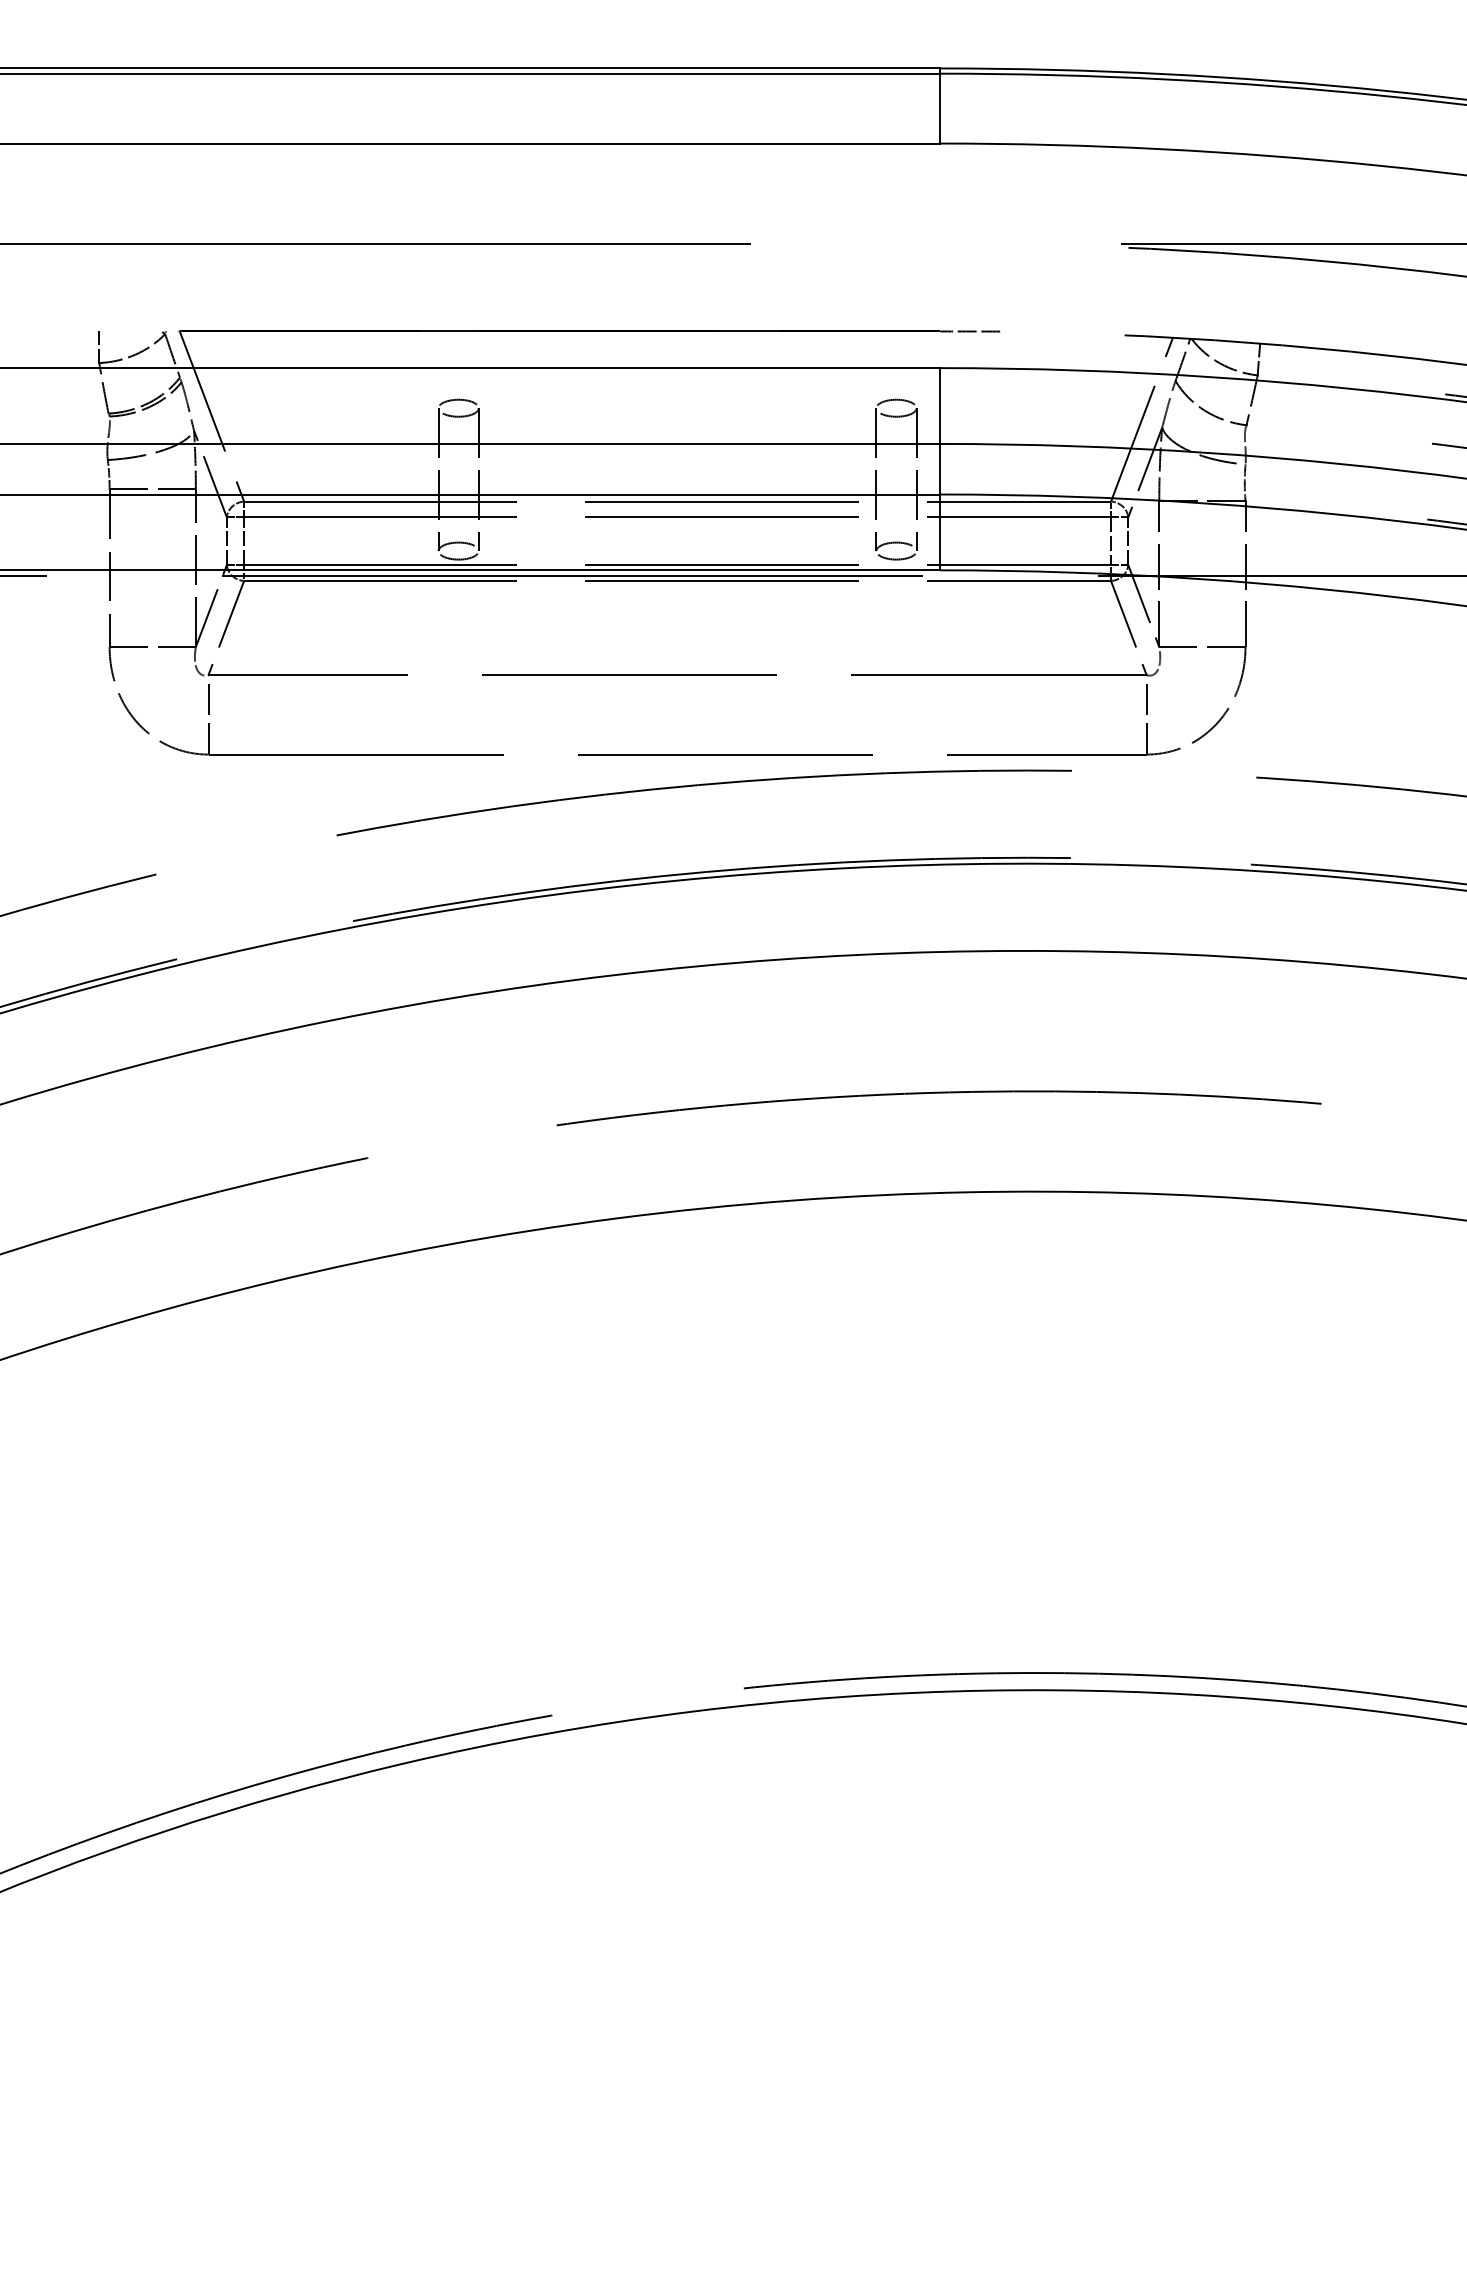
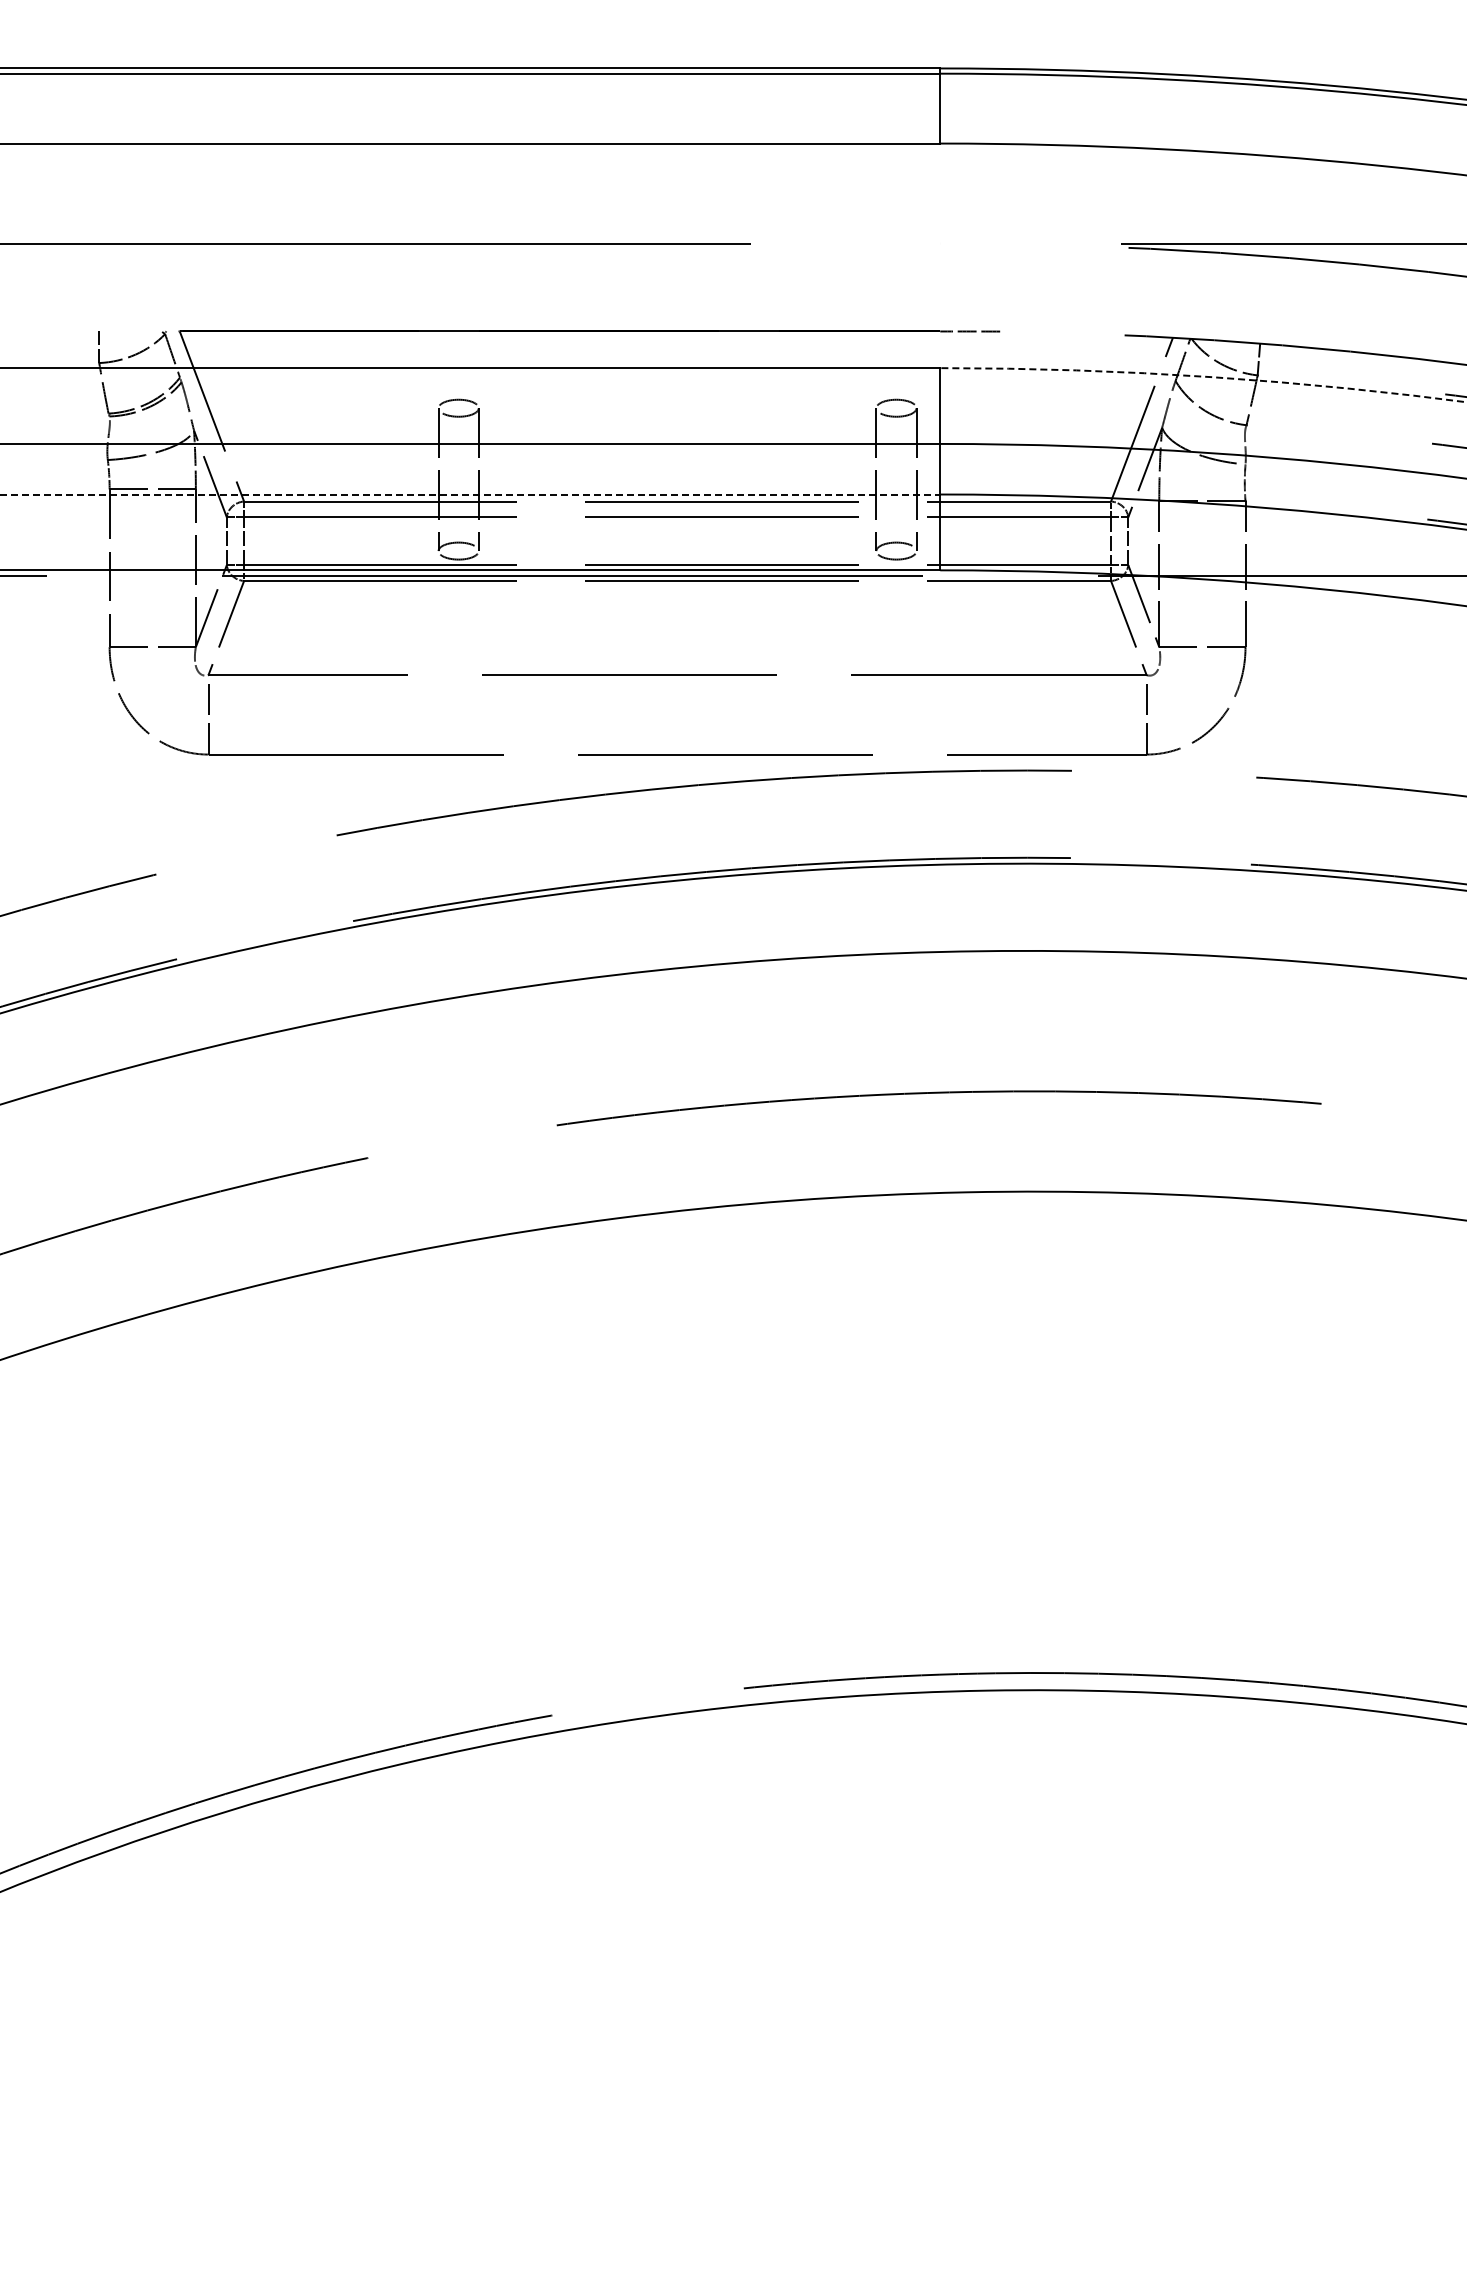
arc: solid -> dashed (1203, 376)
line: solid -> dashed (470, 494)
